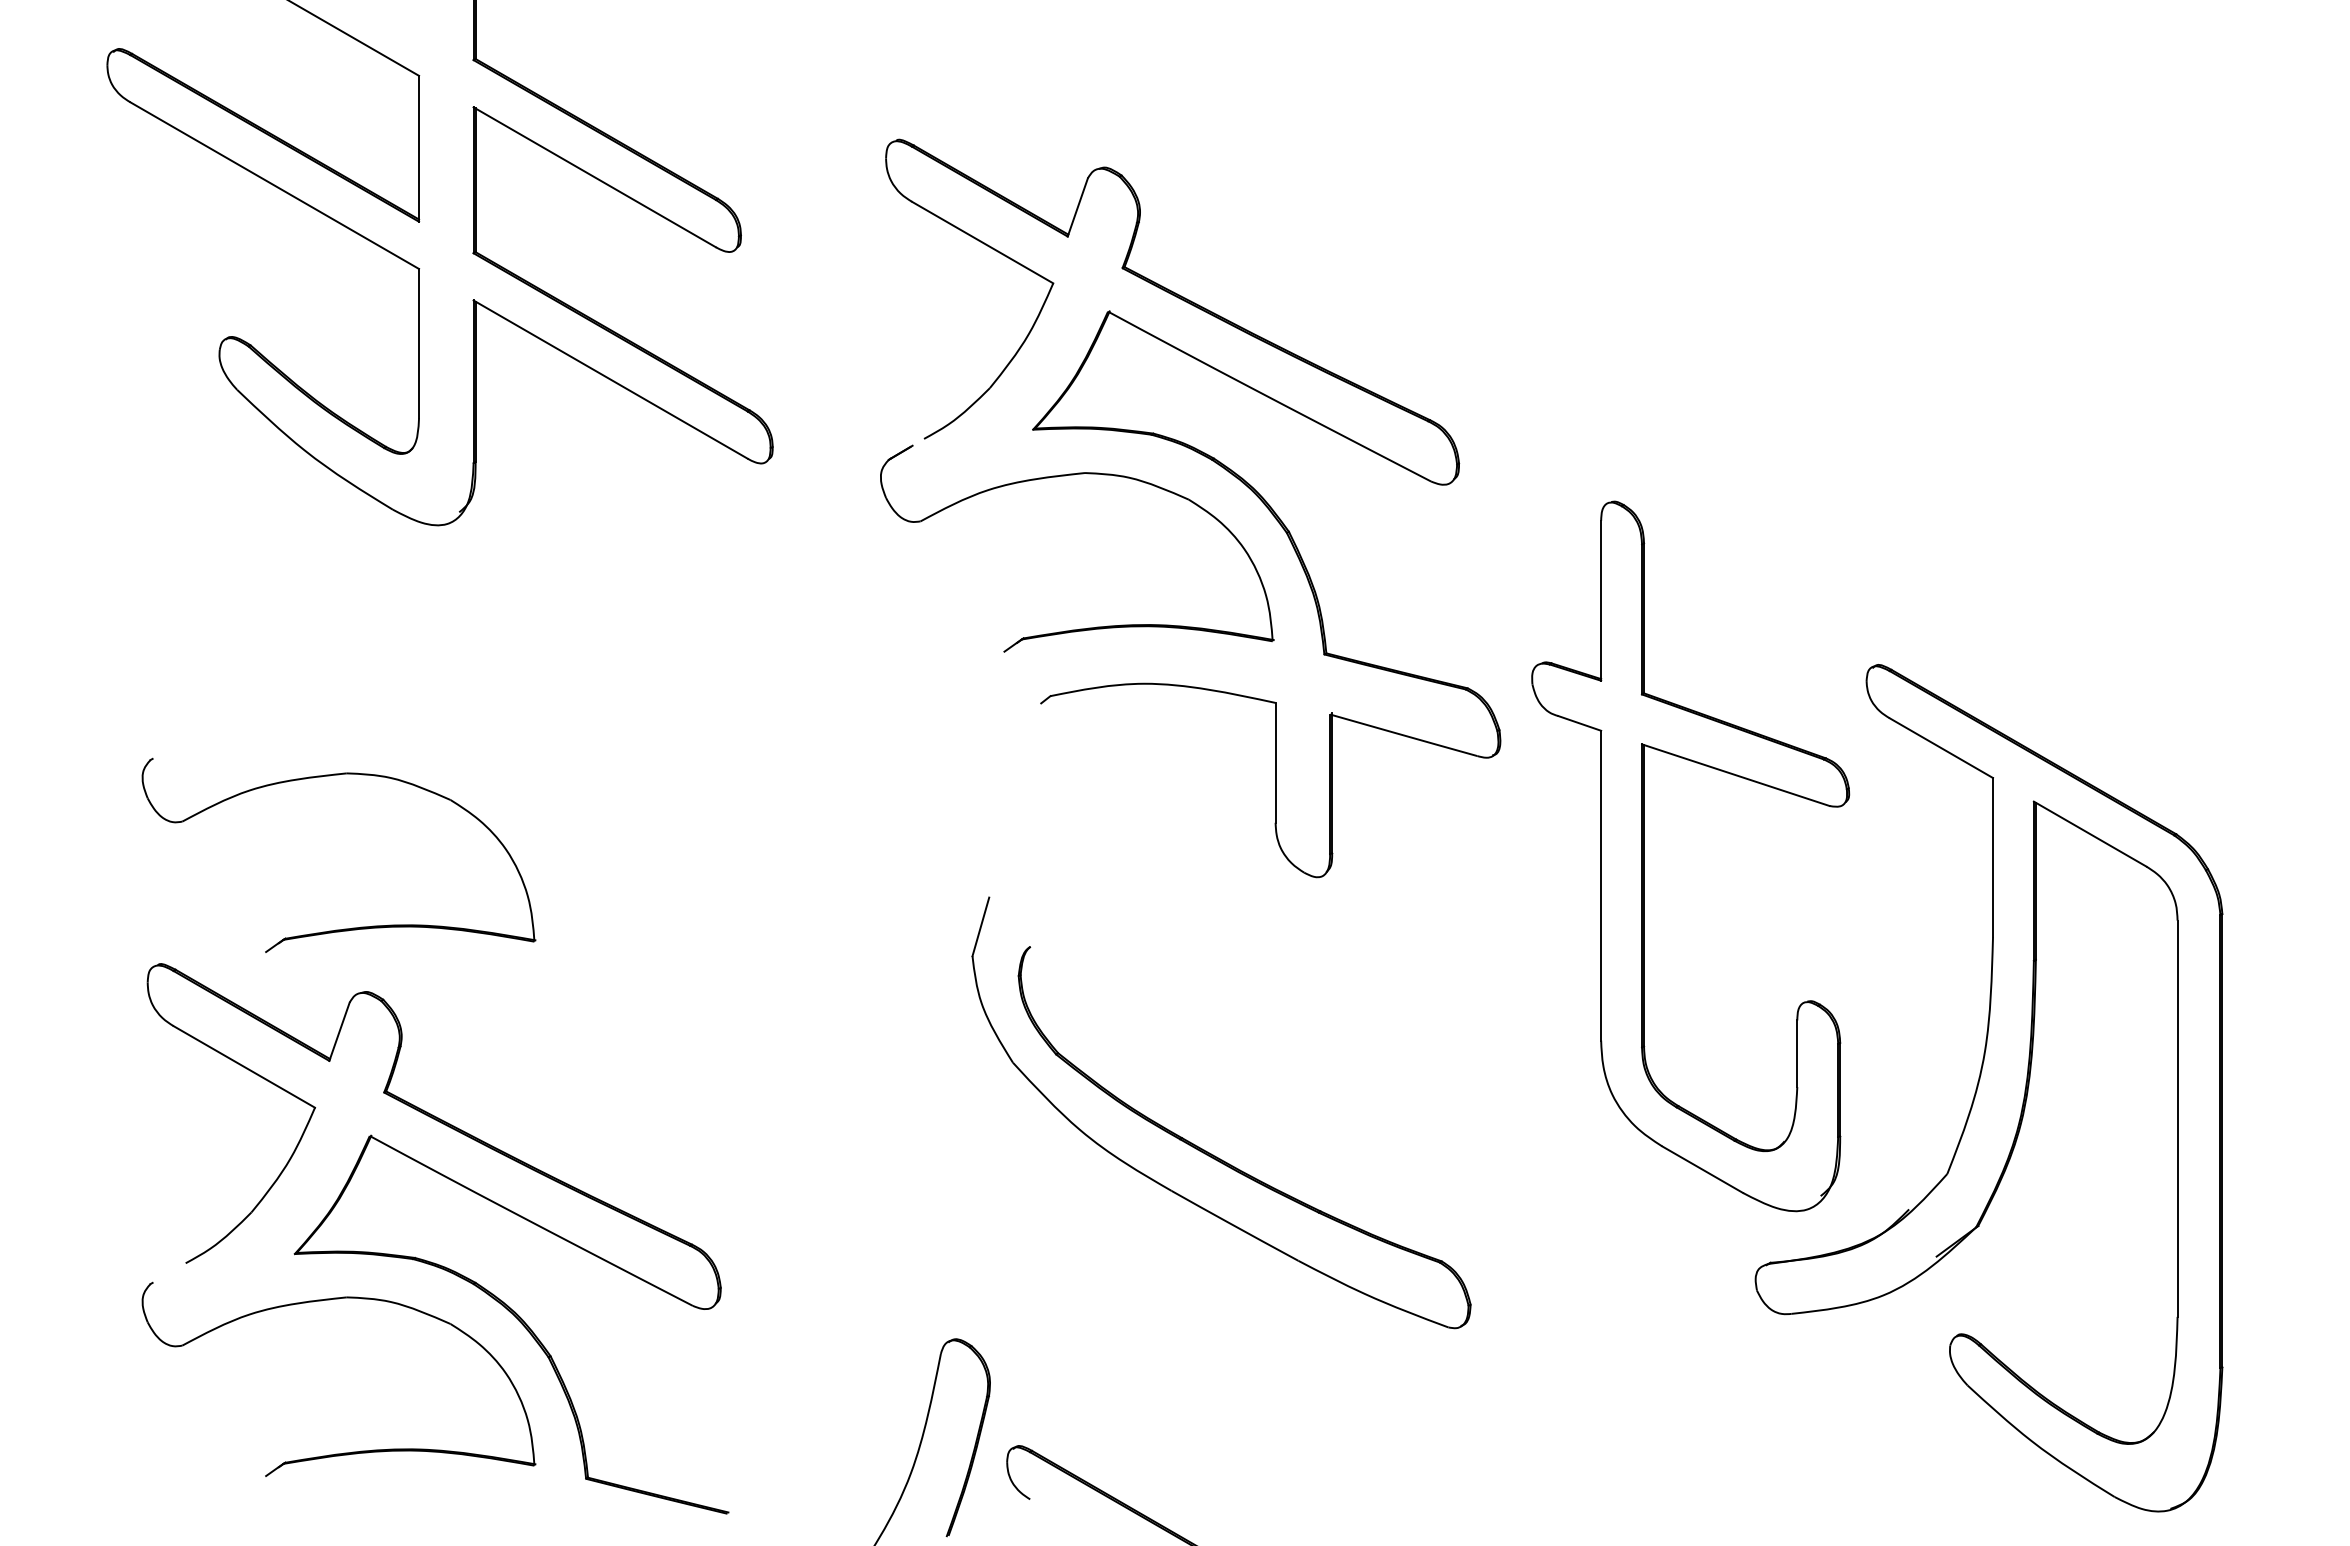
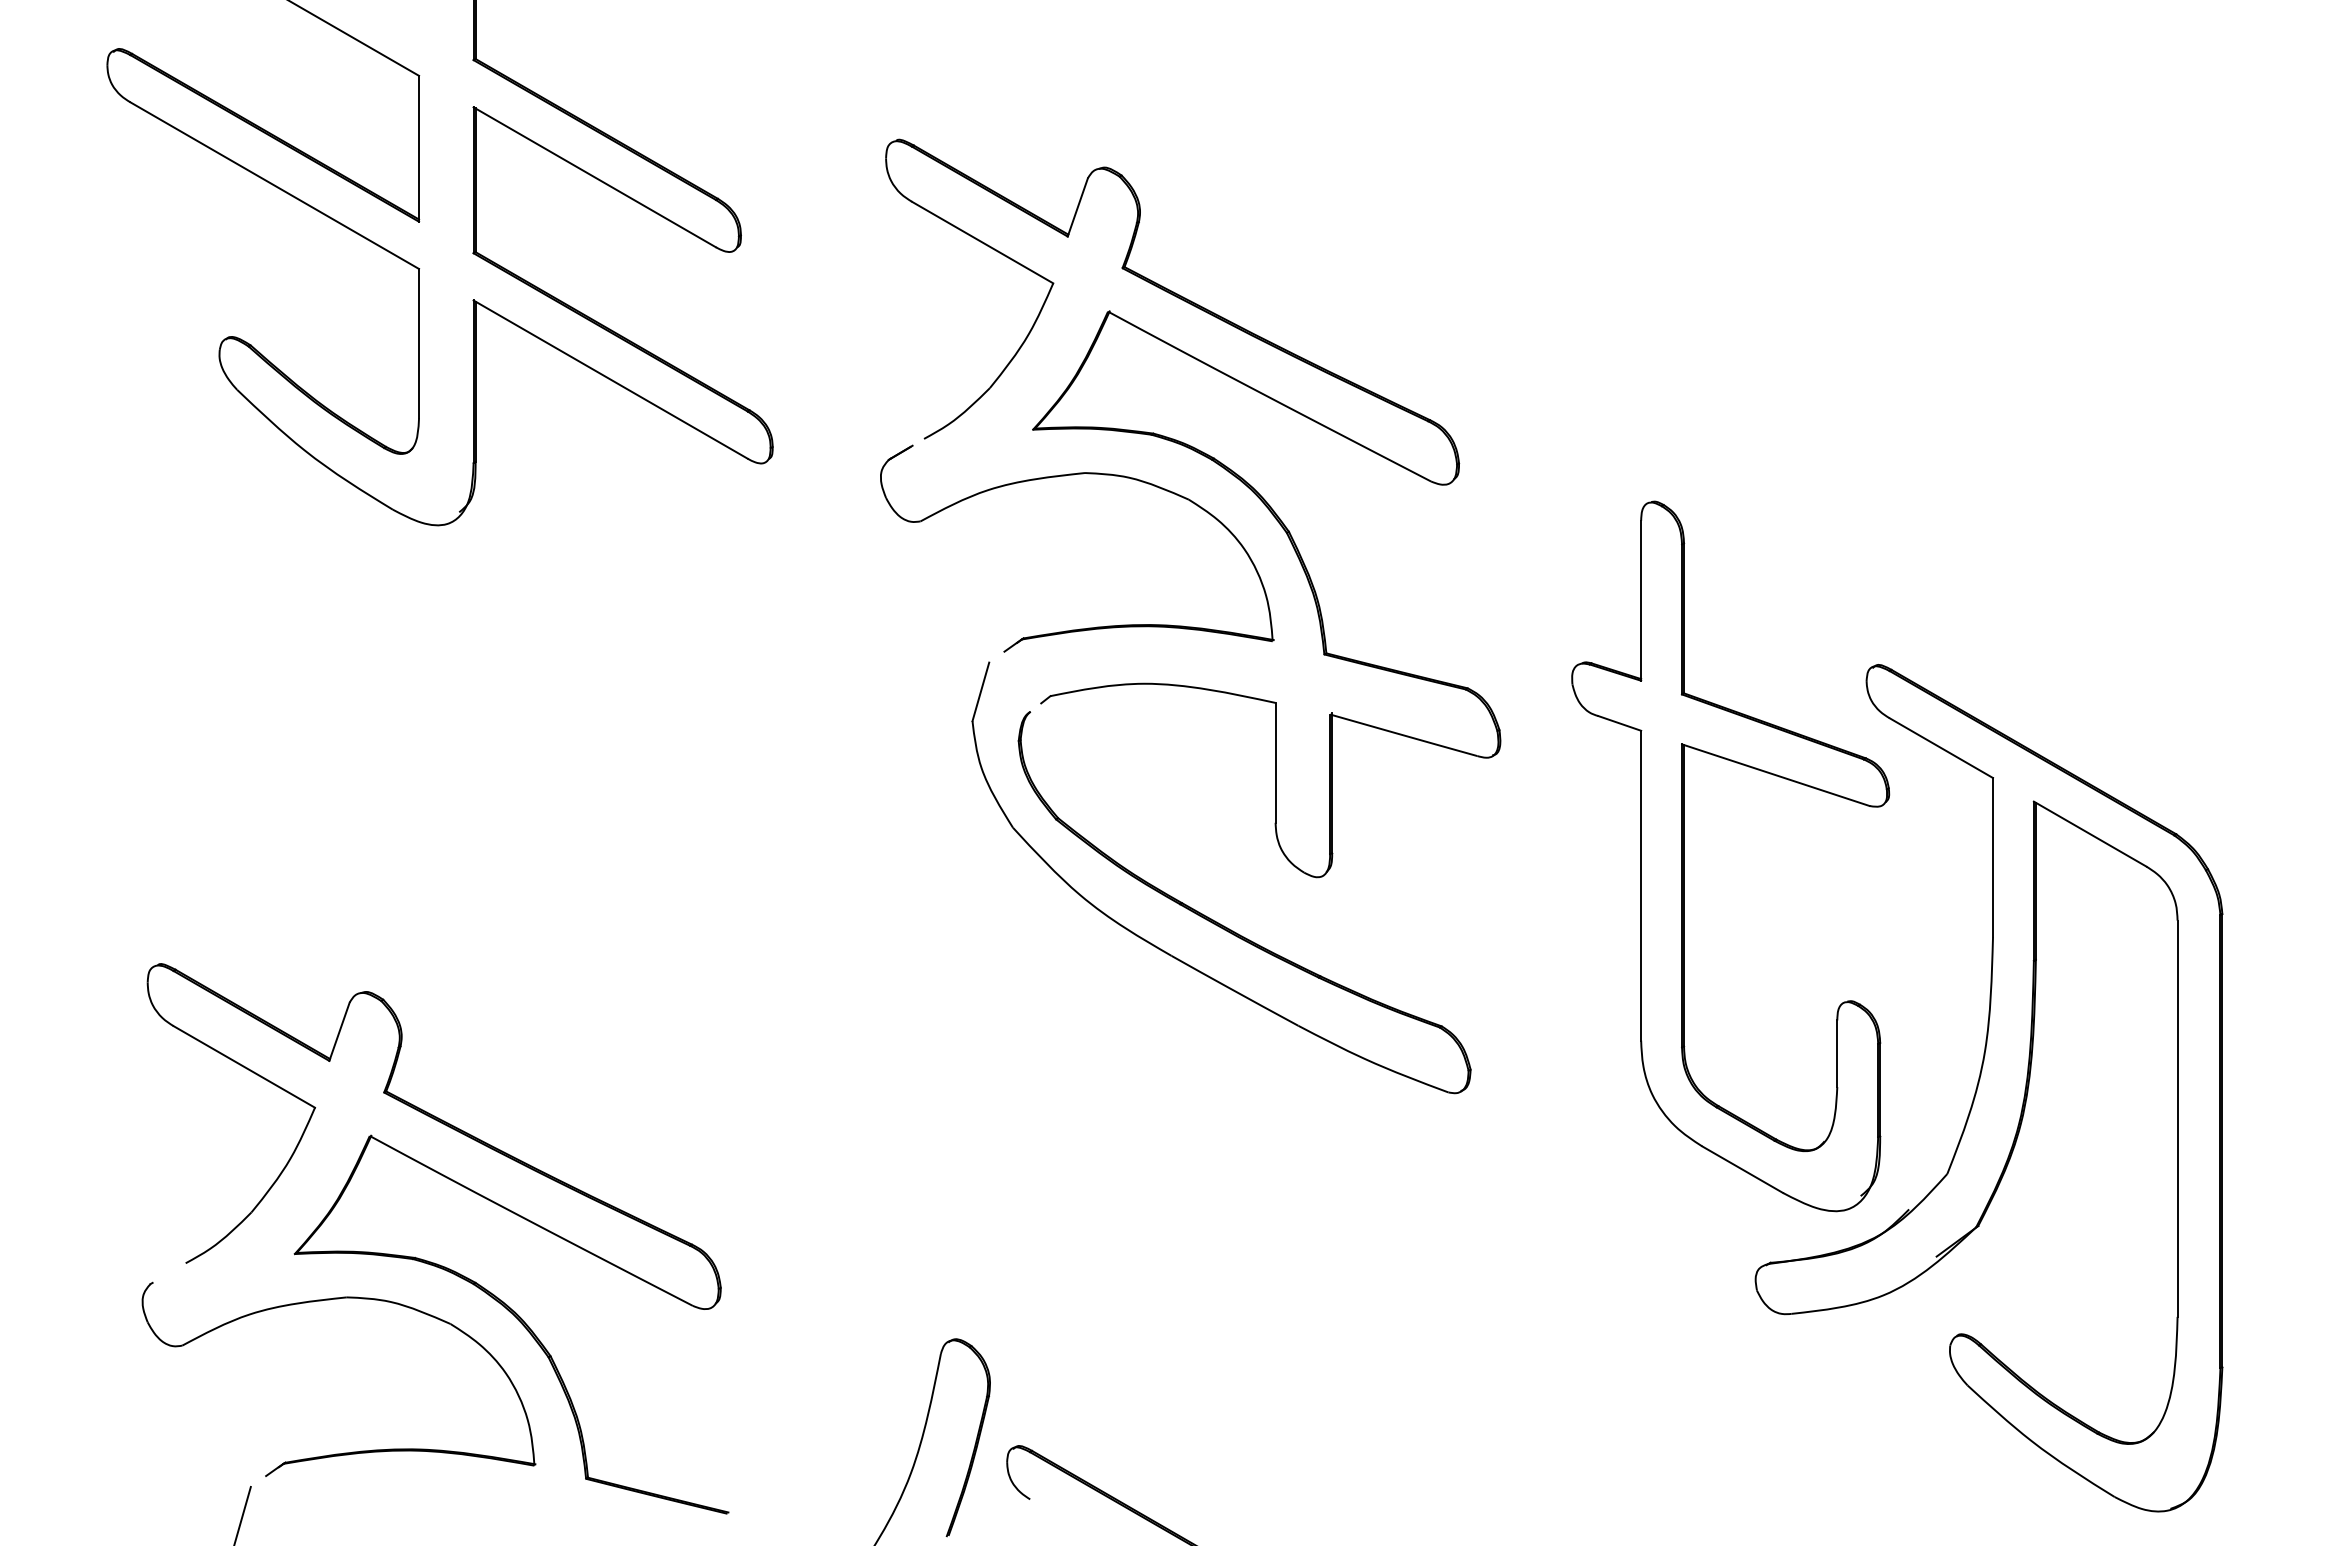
part position: (1644, 856) -> (1684, 856) (1684, 856)
part: present -> none (344, 928)
part position: (1202, 1148) -> (1202, 913) (1202, 913)
line: none -> present (242, 1514)
